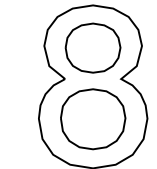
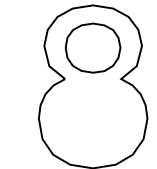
part: present -> none (93, 119)
